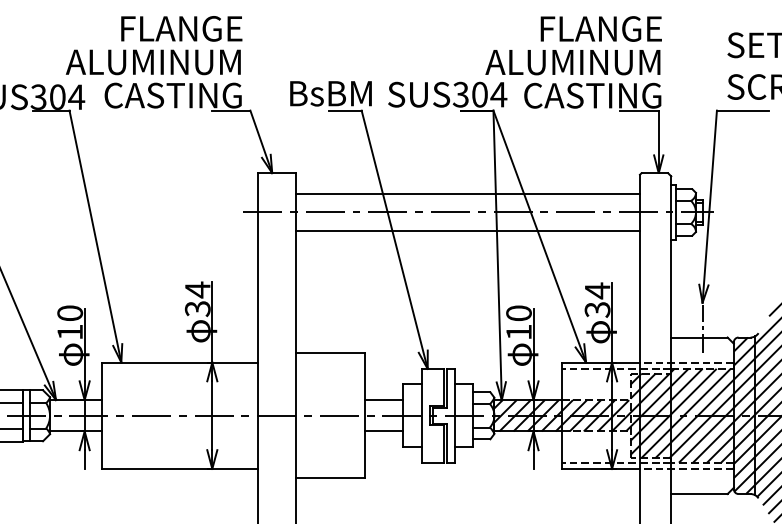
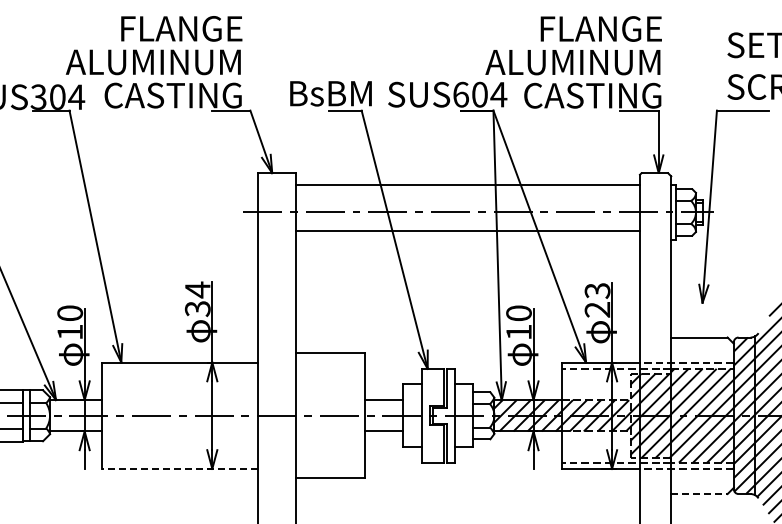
text: SUS304 -> SUS604 (460, 94)
line position: (467, 193) -> (467, 184) (467, 184)
text: 34 -> 23 (597, 299)
line: present -> none (702, 329)
line: solid -> dashed (179, 468)
line: solid -> dashed (699, 494)
